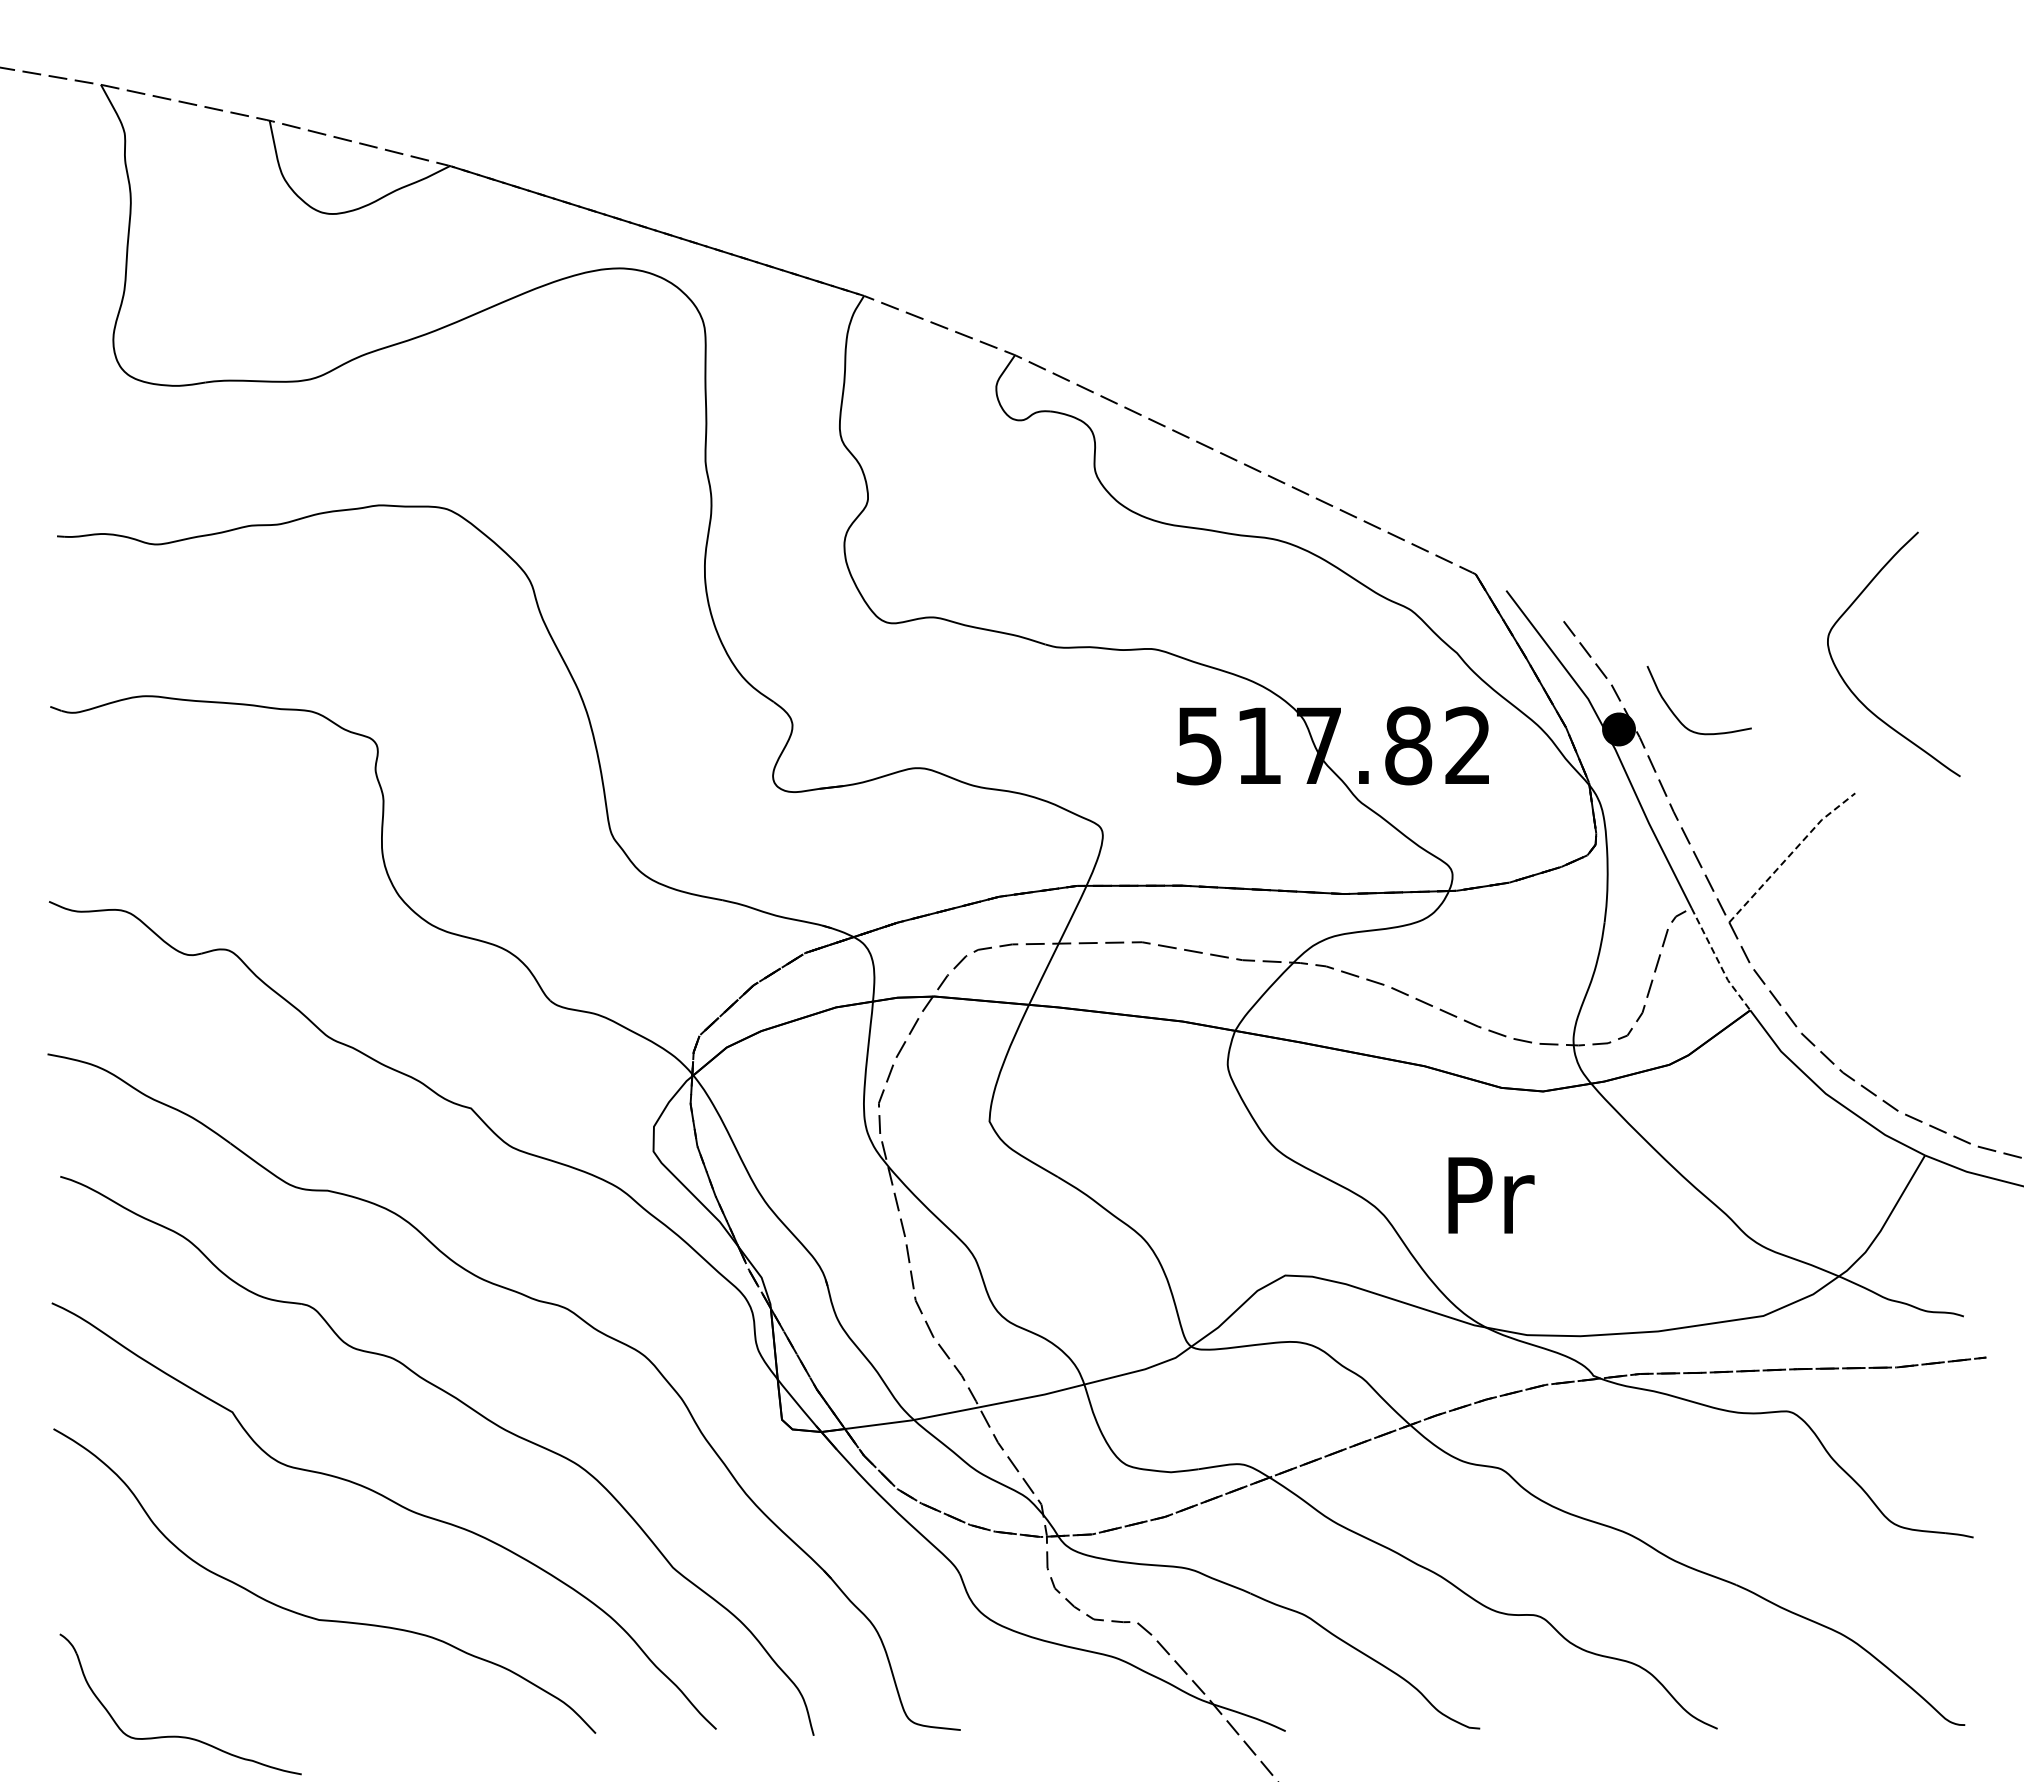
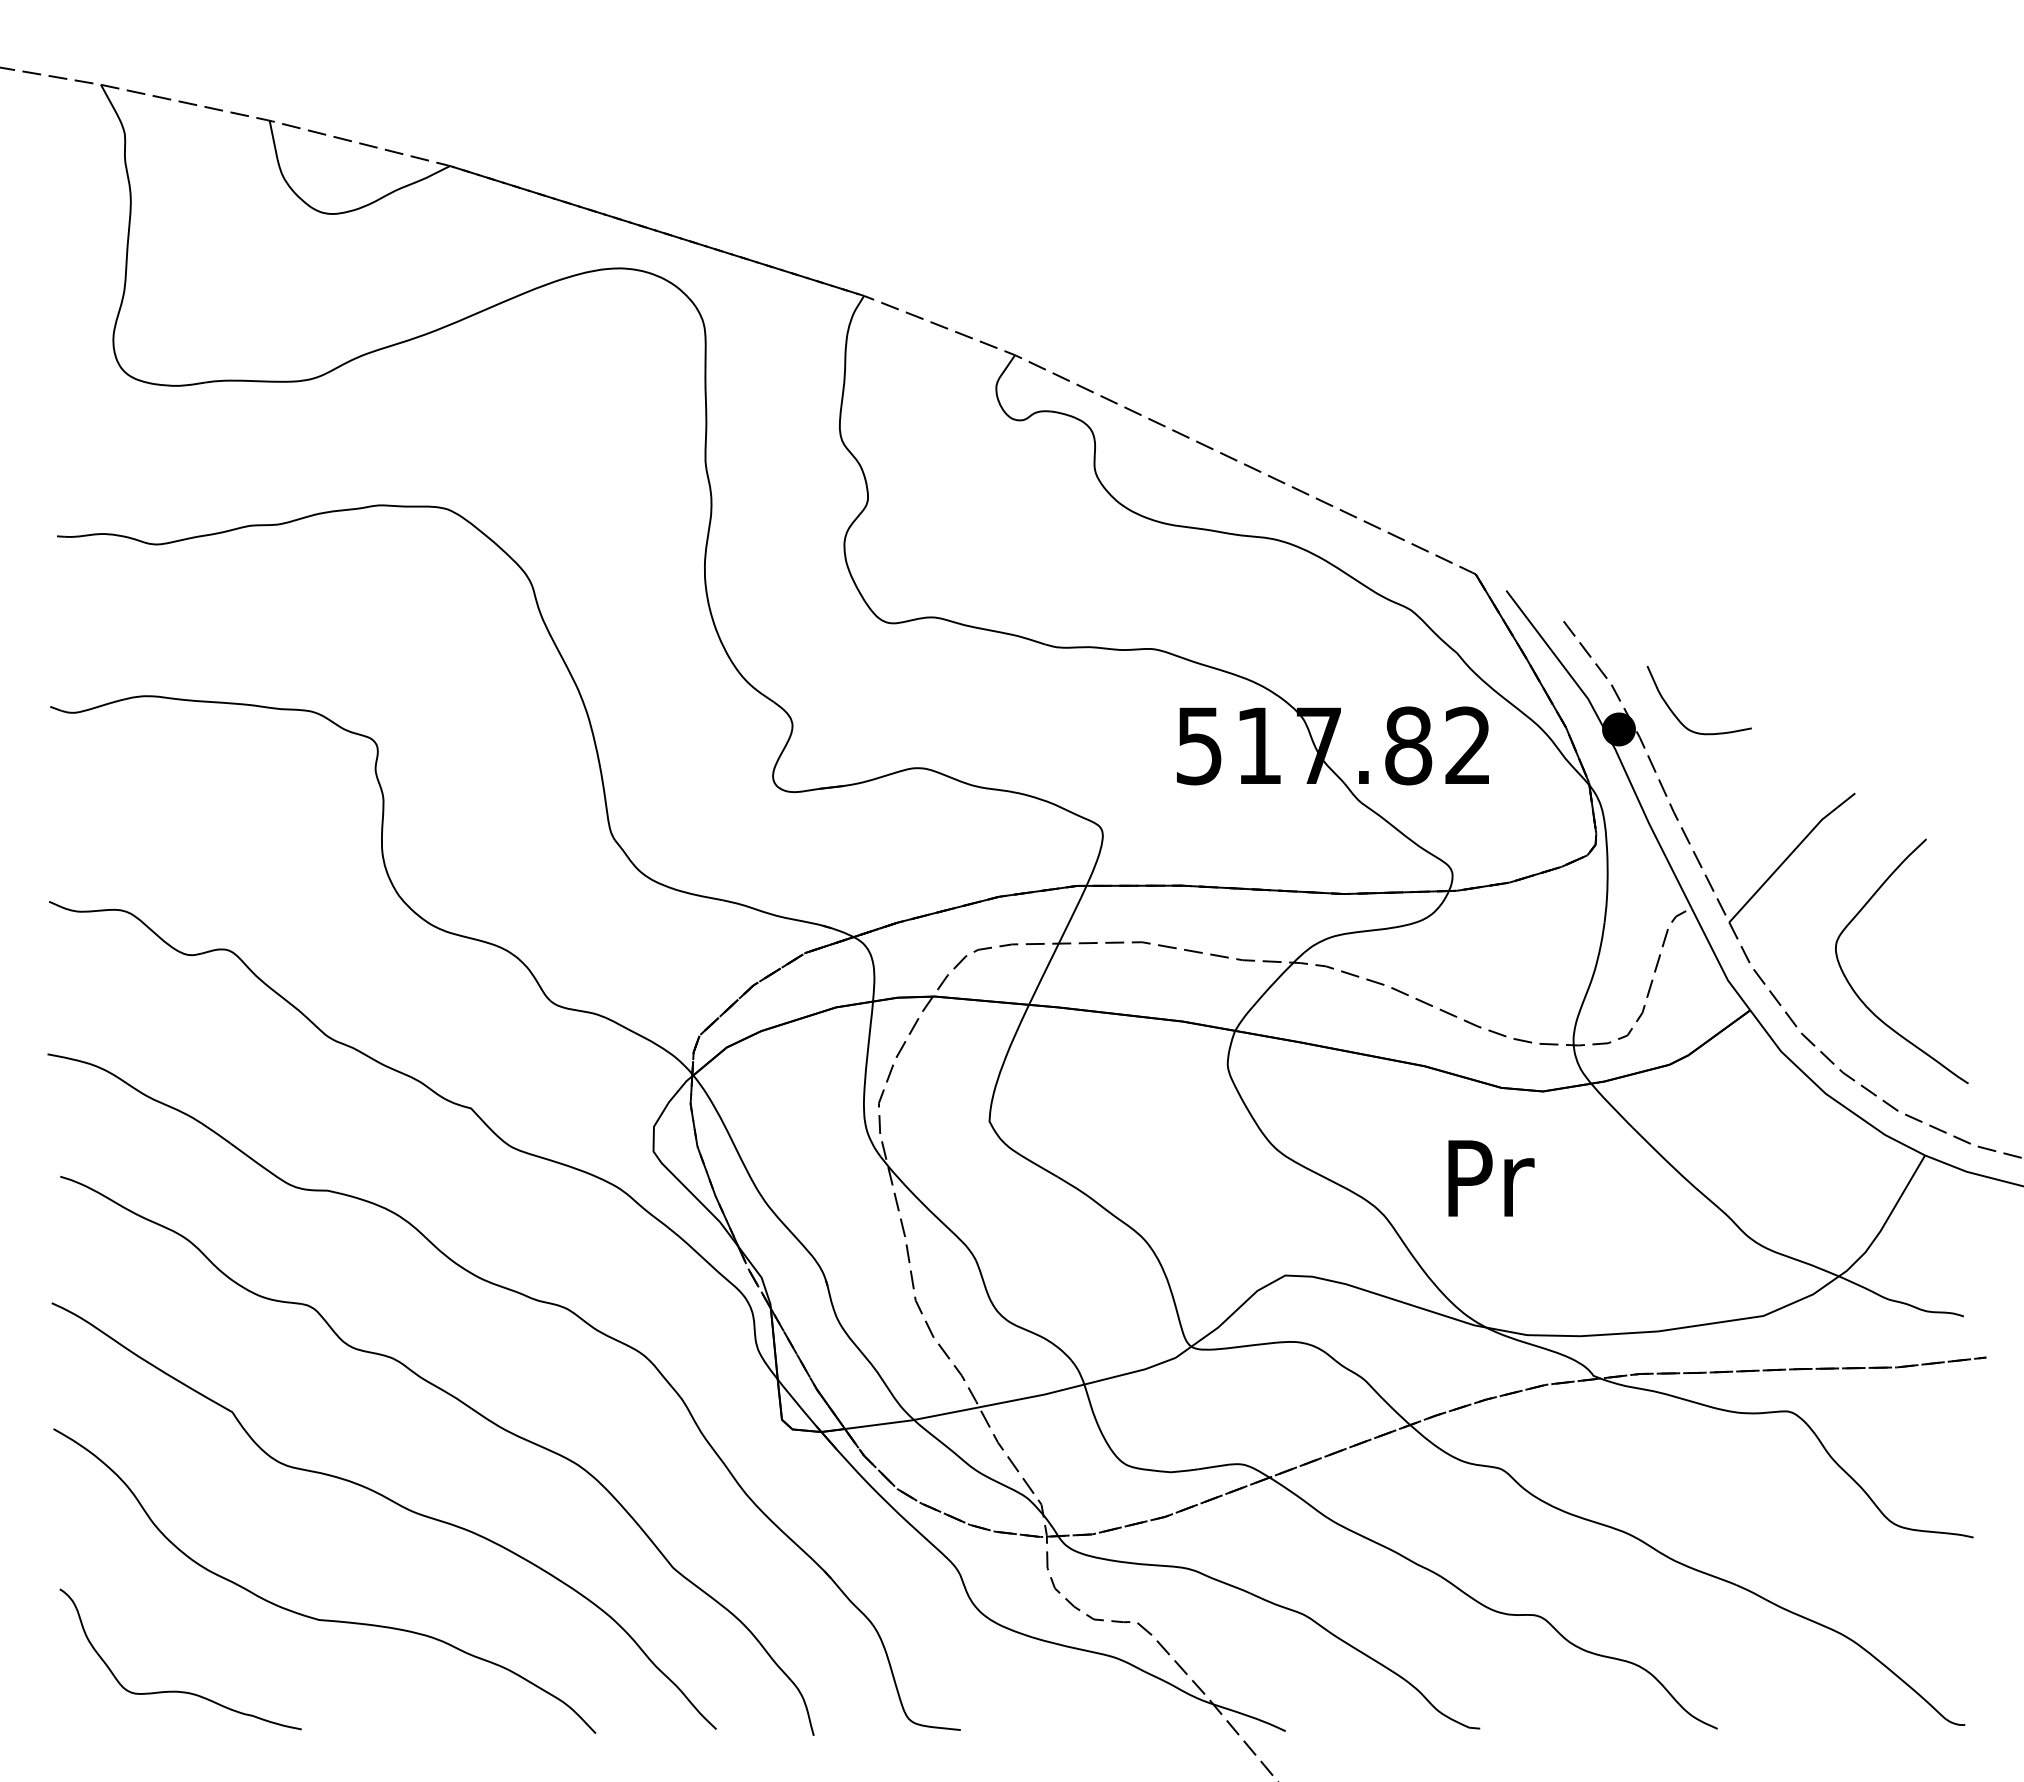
curve position: (1848, 685) -> (1856, 992) (1856, 992)
line: dashed -> solid (1790, 854)
line: dashed -> solid (1718, 961)
text position: (1491, 1195) -> (1491, 1178) (1491, 1178)
part position: (178, 1735) -> (178, 1690) (178, 1690)
